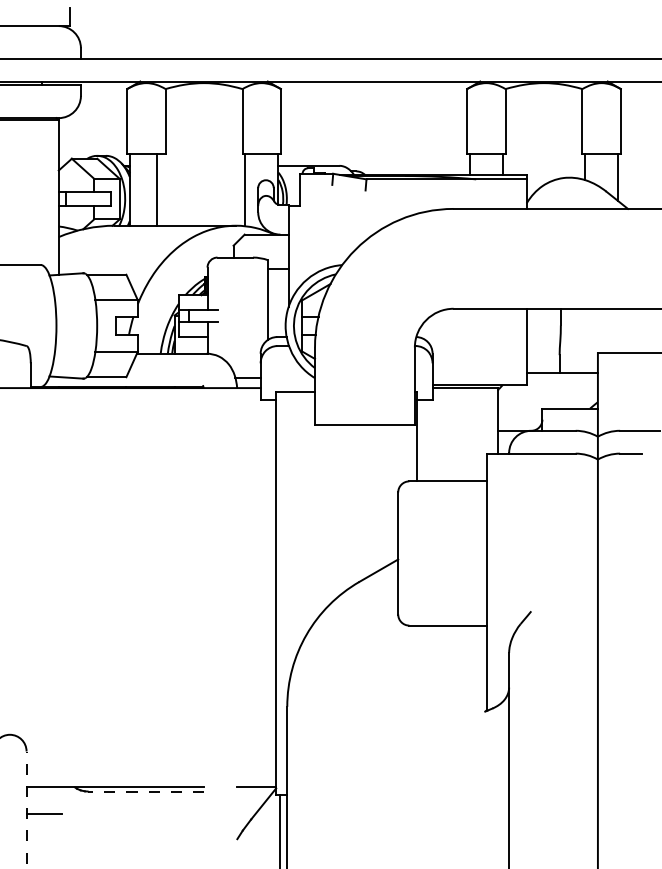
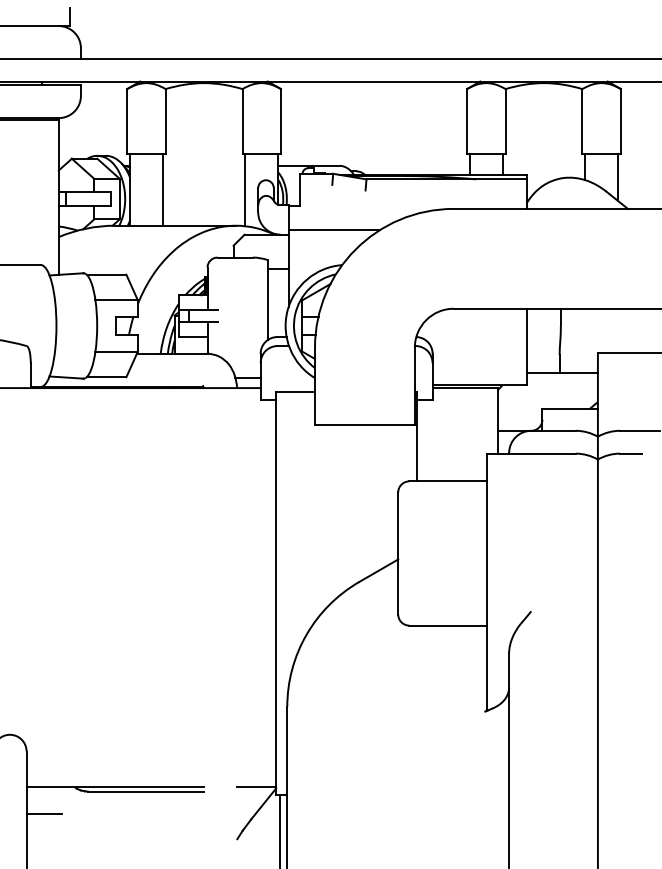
line position: (156, 189) -> (162, 189) (162, 189)
line: none -> present (333, 230)
line: dashed -> solid (145, 791)
line: dashed -> solid (26, 809)
